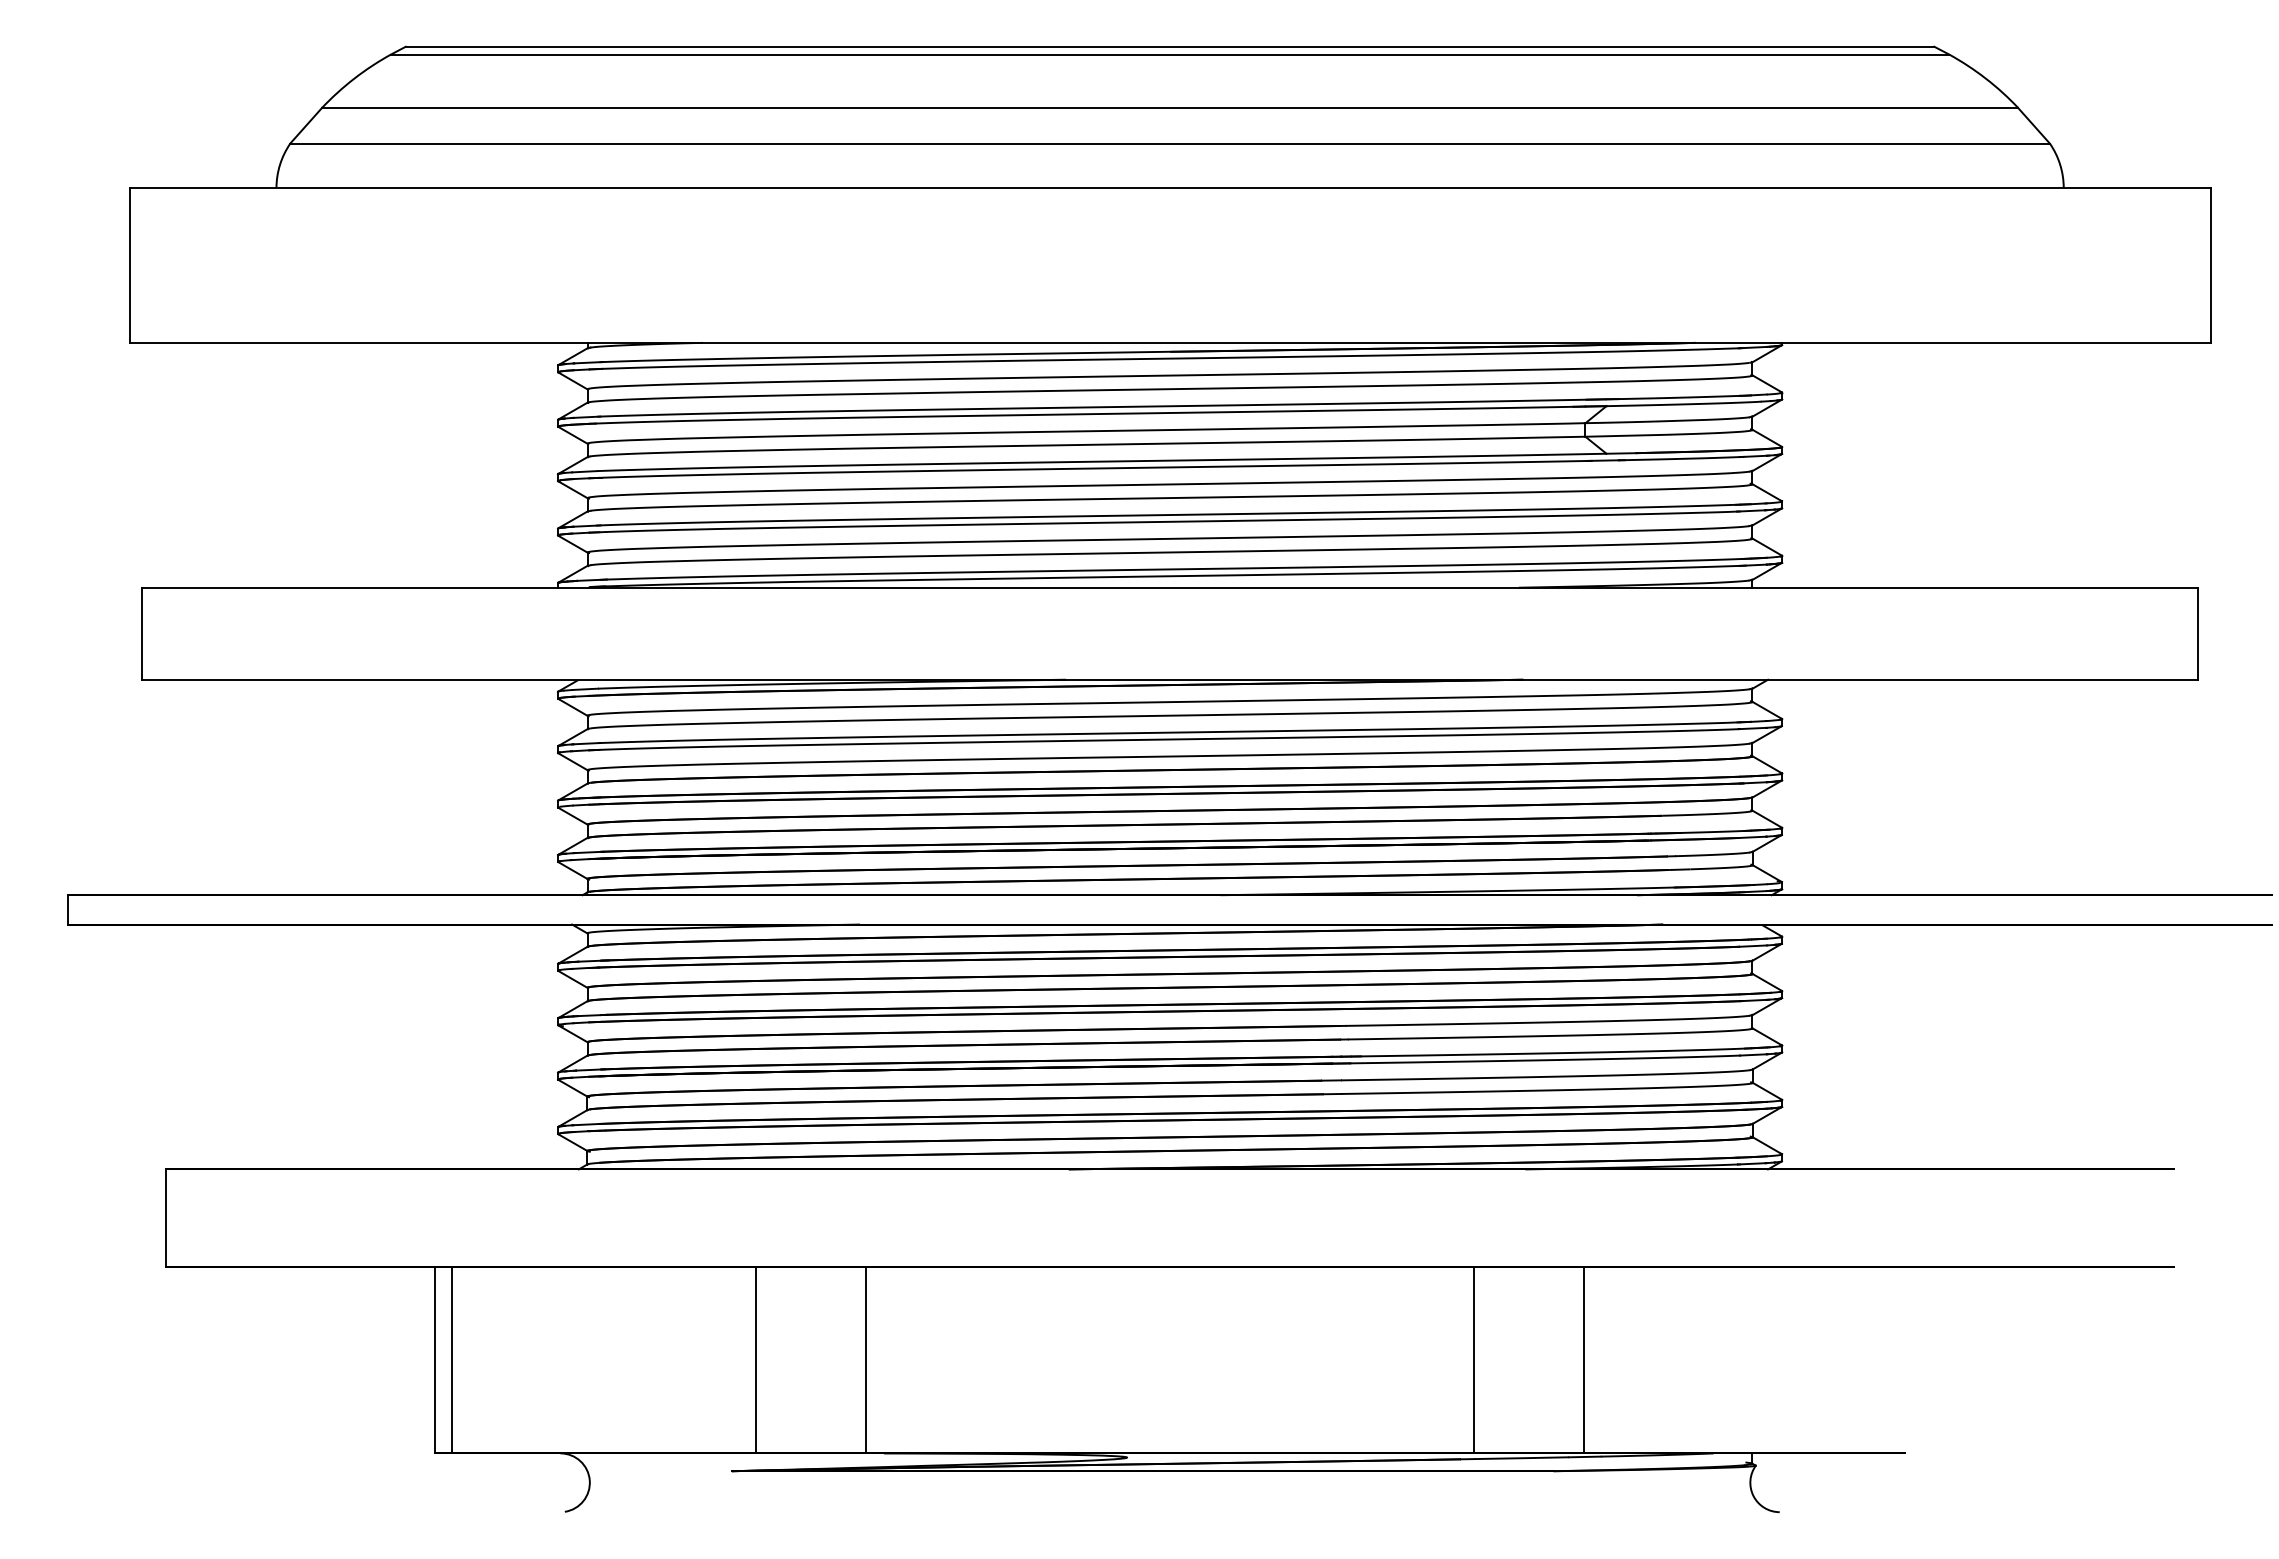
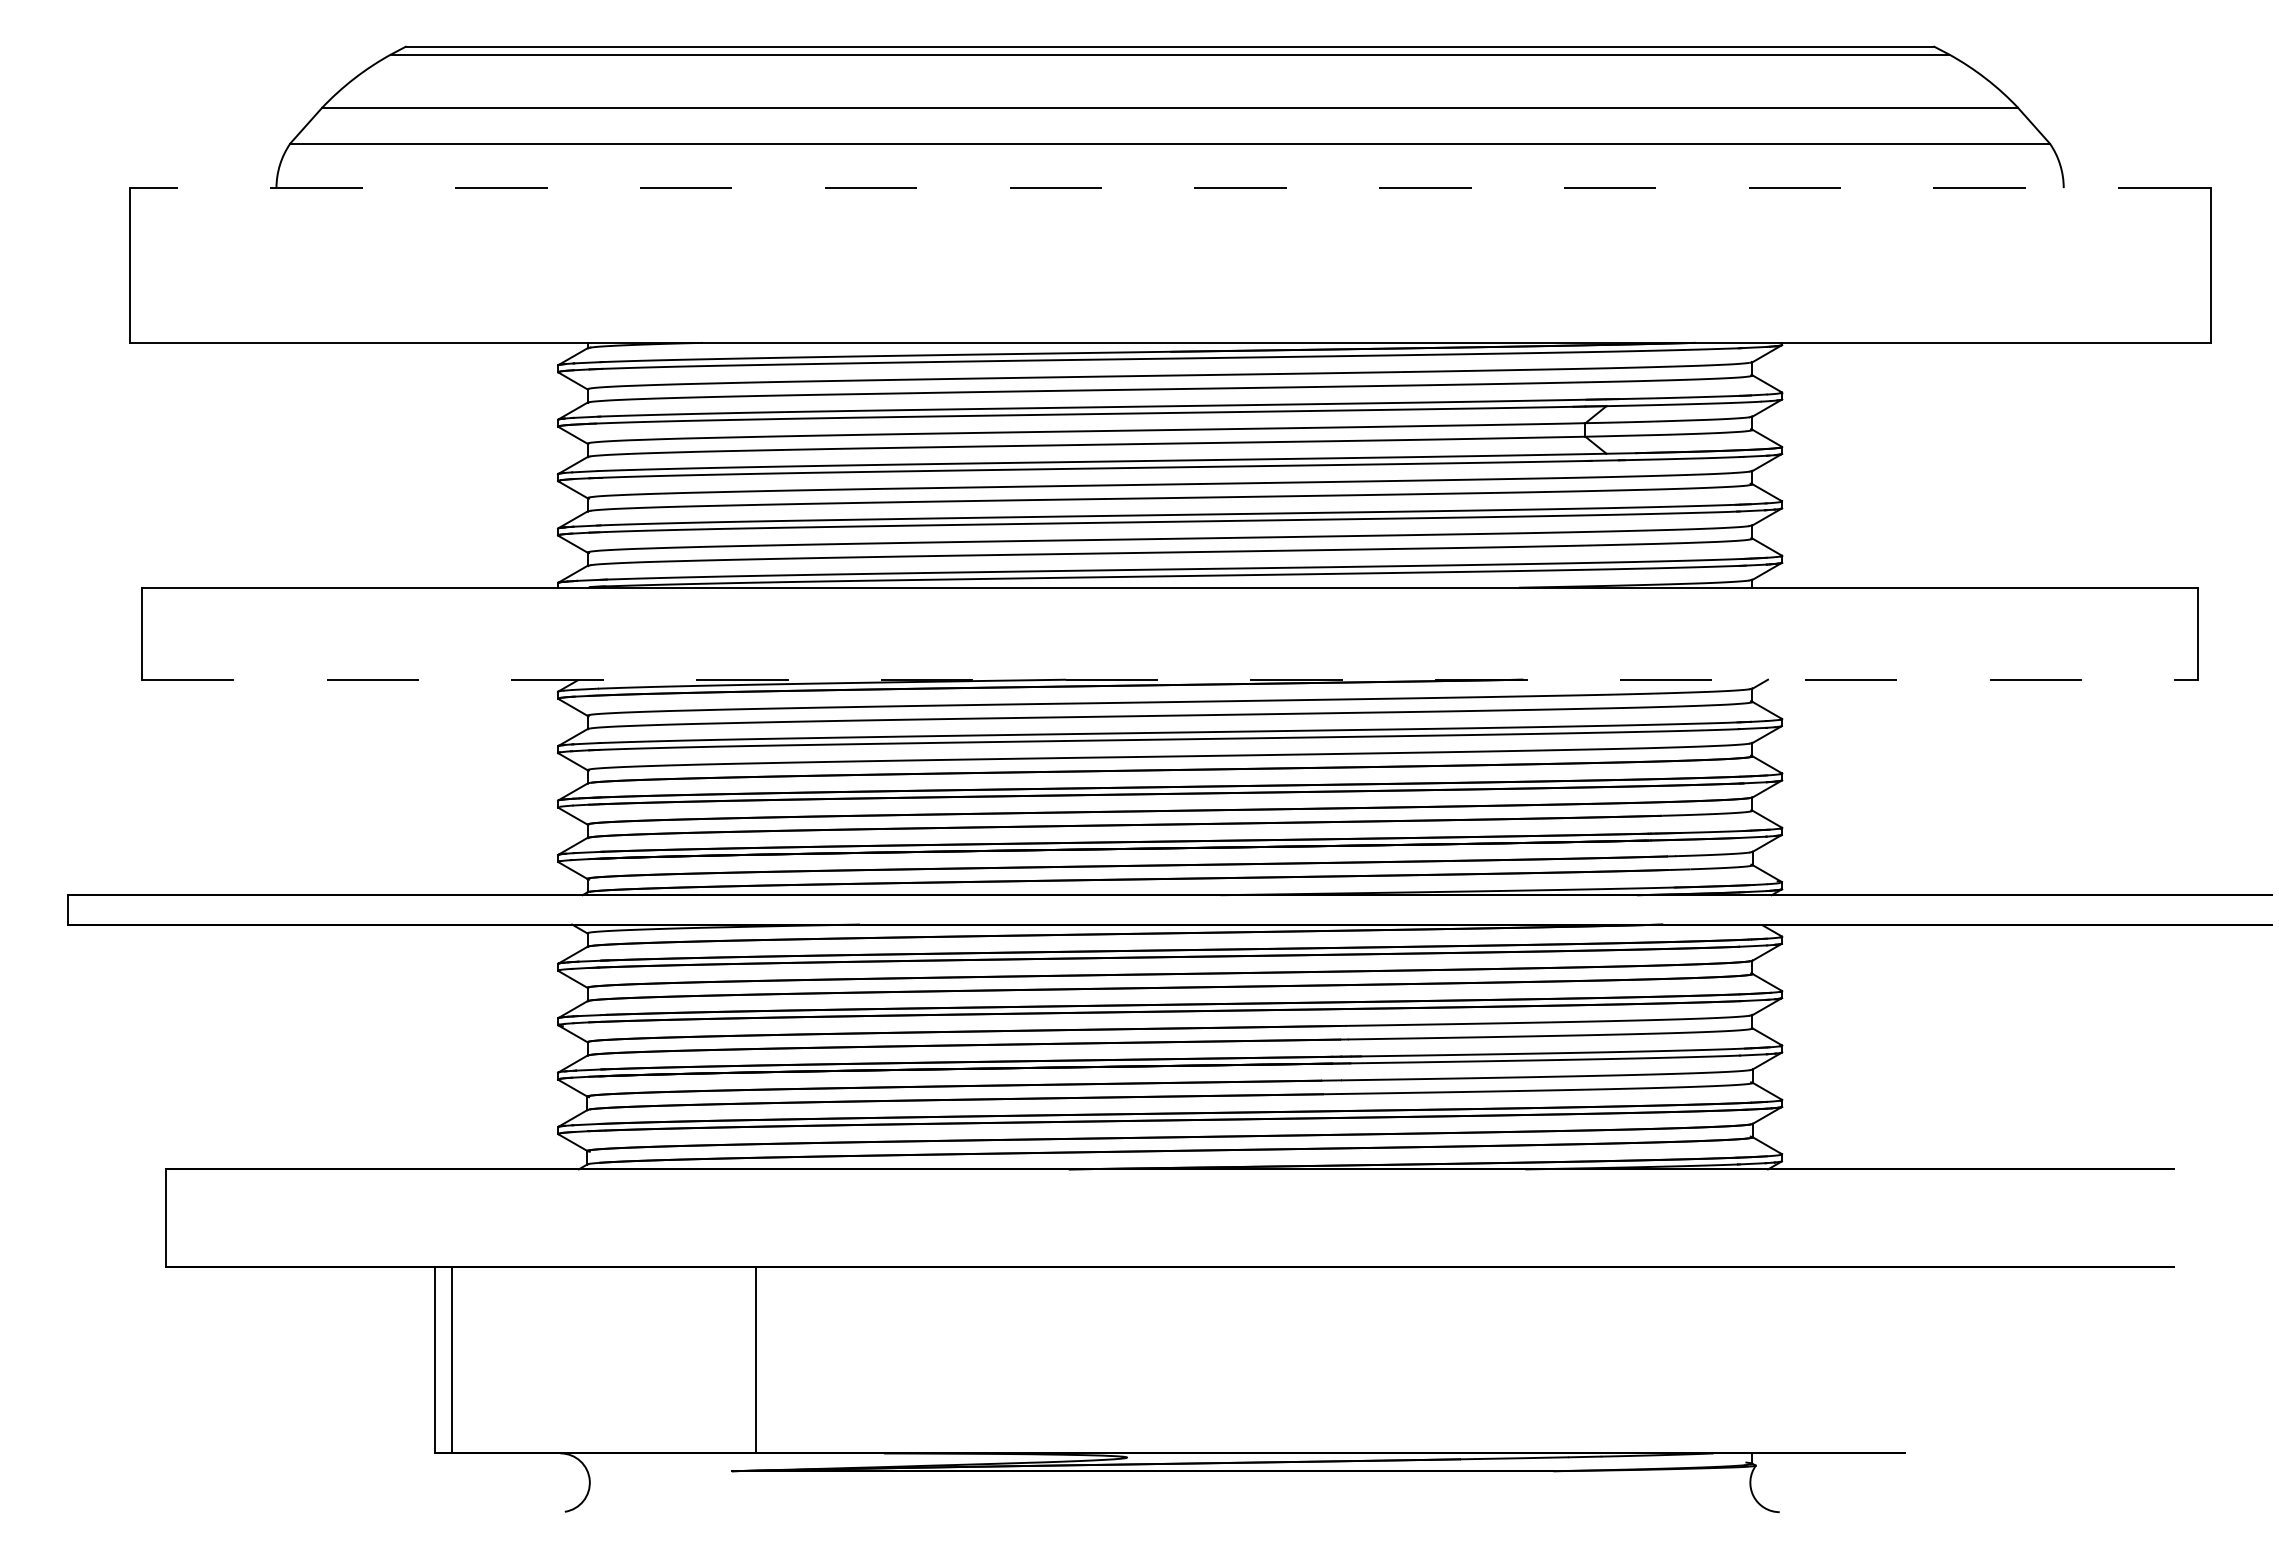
line: solid -> dashed (1170, 188)
line: solid -> dashed (1170, 679)
line: present -> none (866, 1360)
line: present -> none (1474, 1360)
line: present -> none (1584, 1360)
